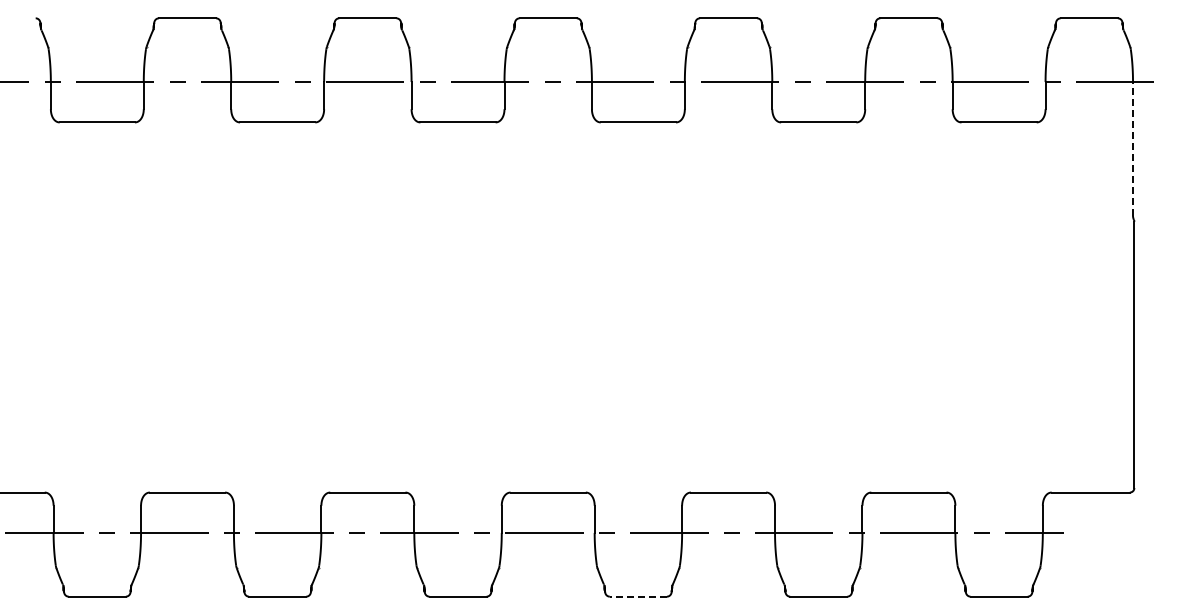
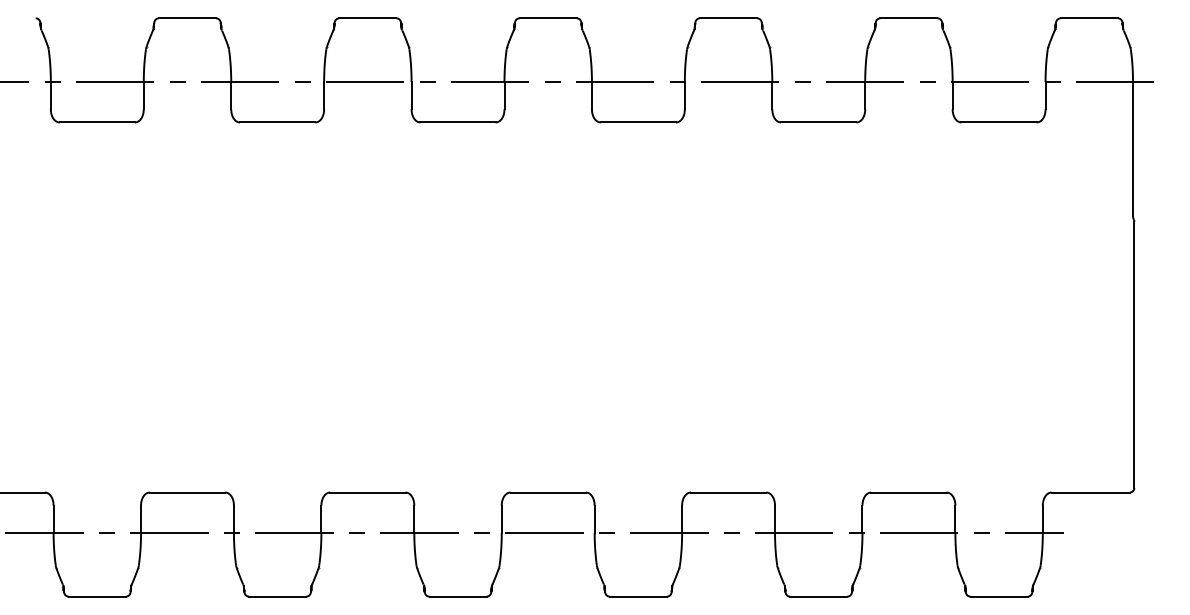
line: dashed -> solid (1133, 148)
line: dashed -> solid (638, 596)
